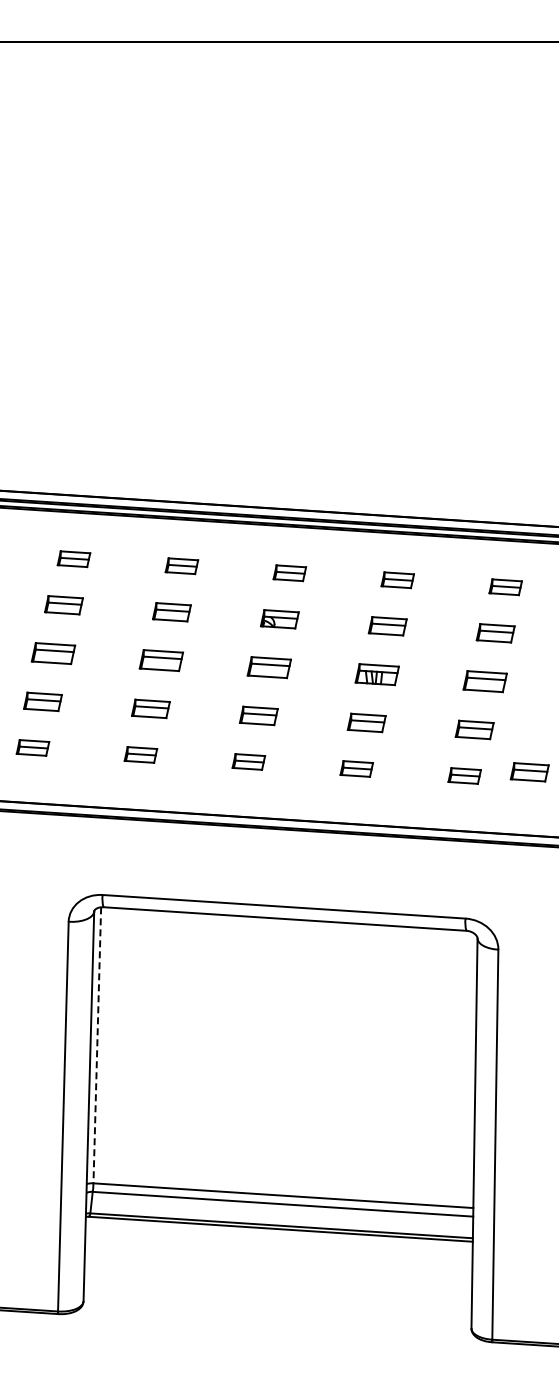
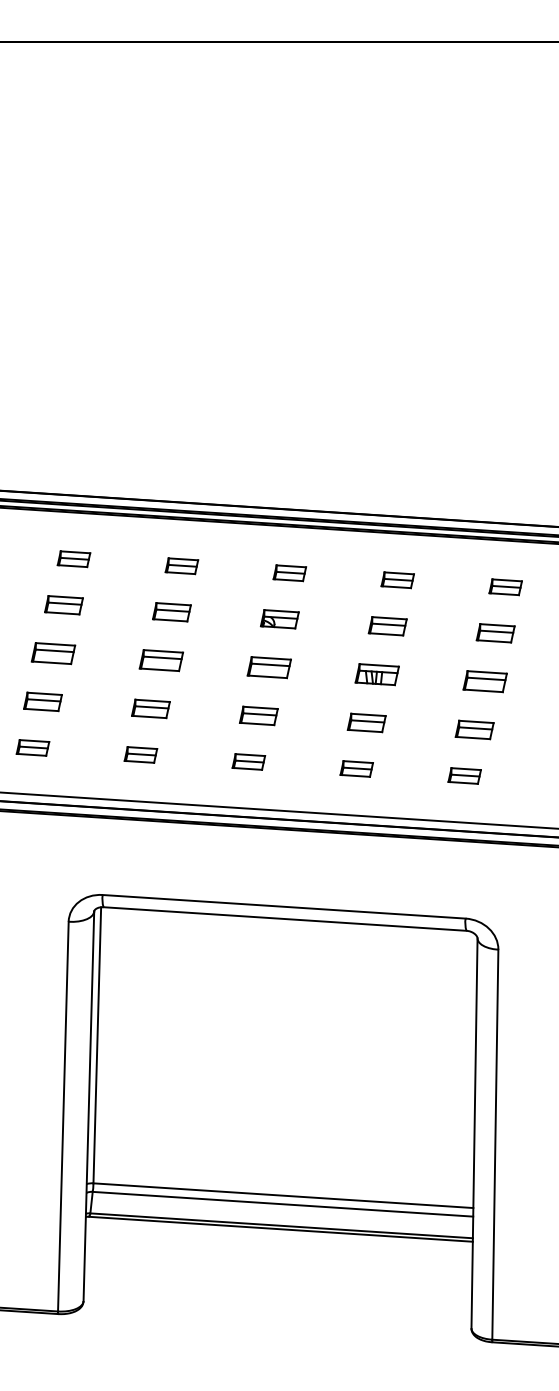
part: present -> none (529, 772)
line: none -> present (278, 810)
line: dashed -> solid (97, 1045)
